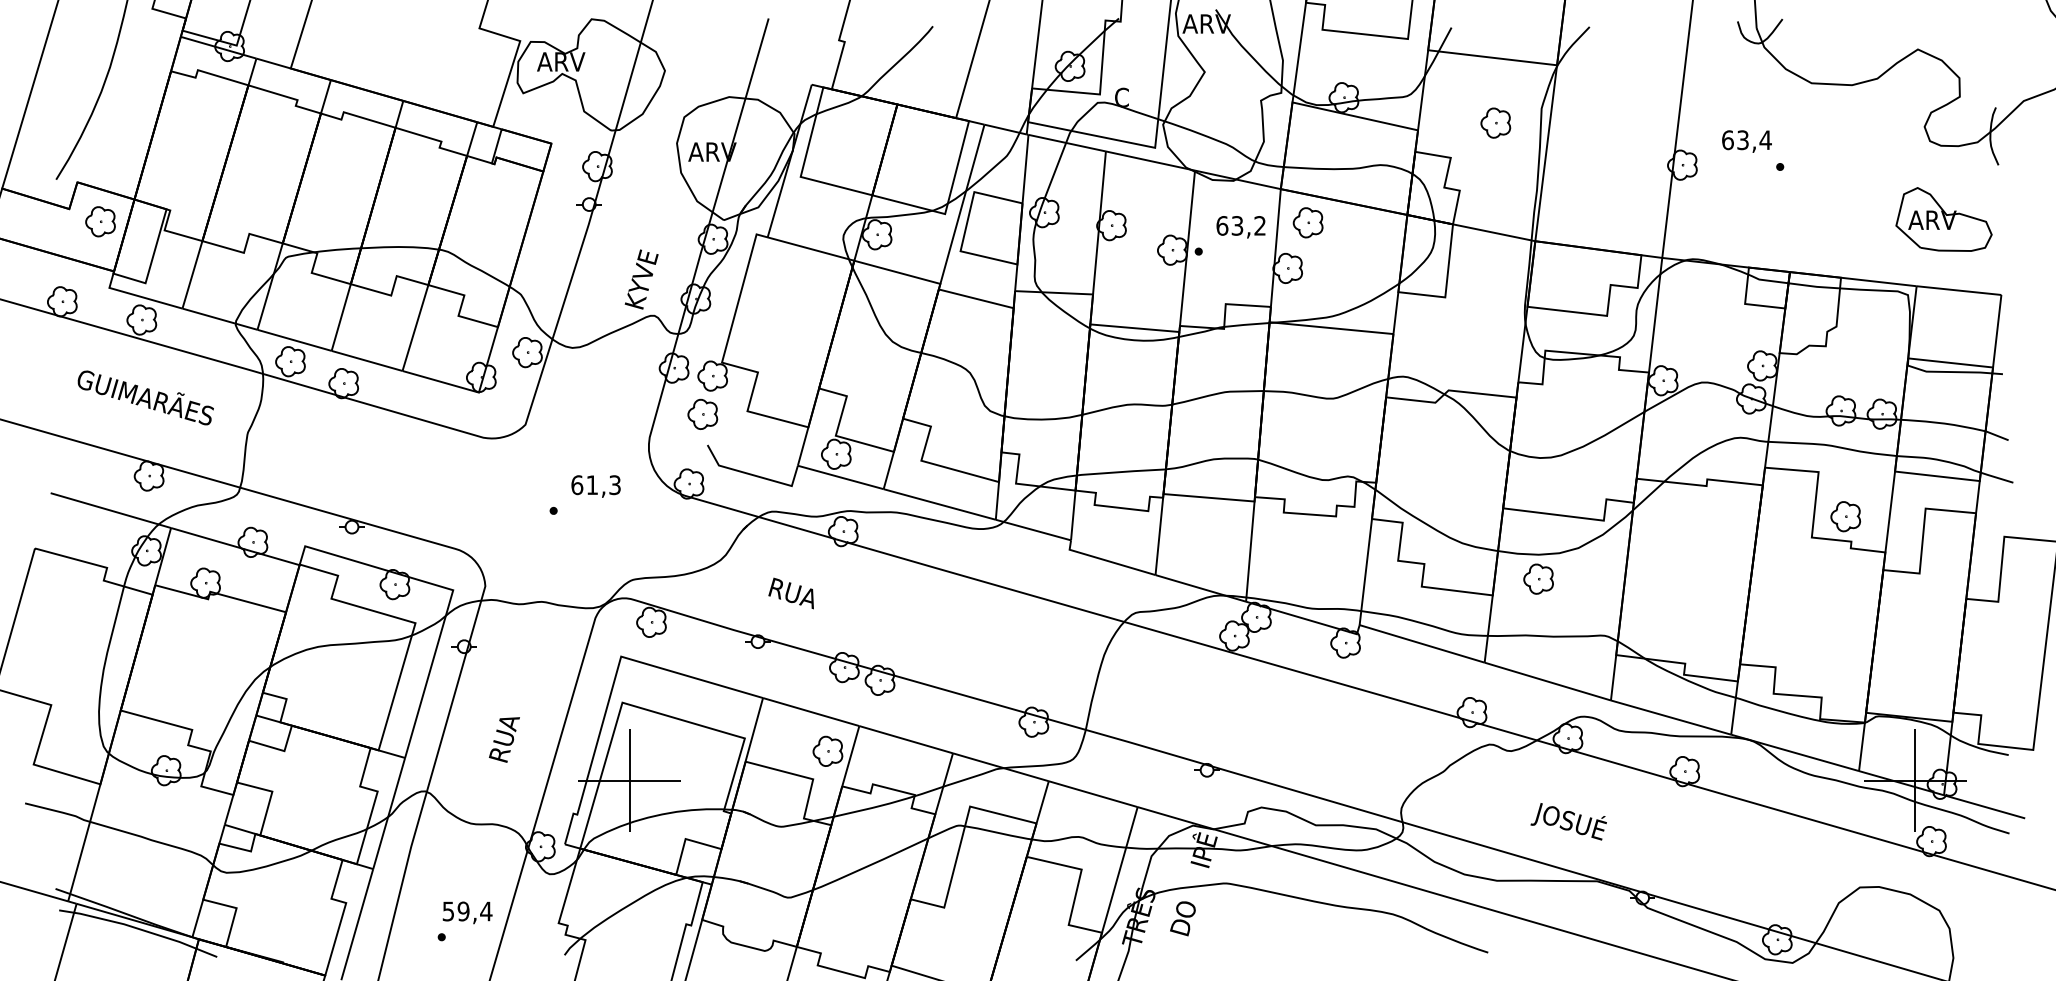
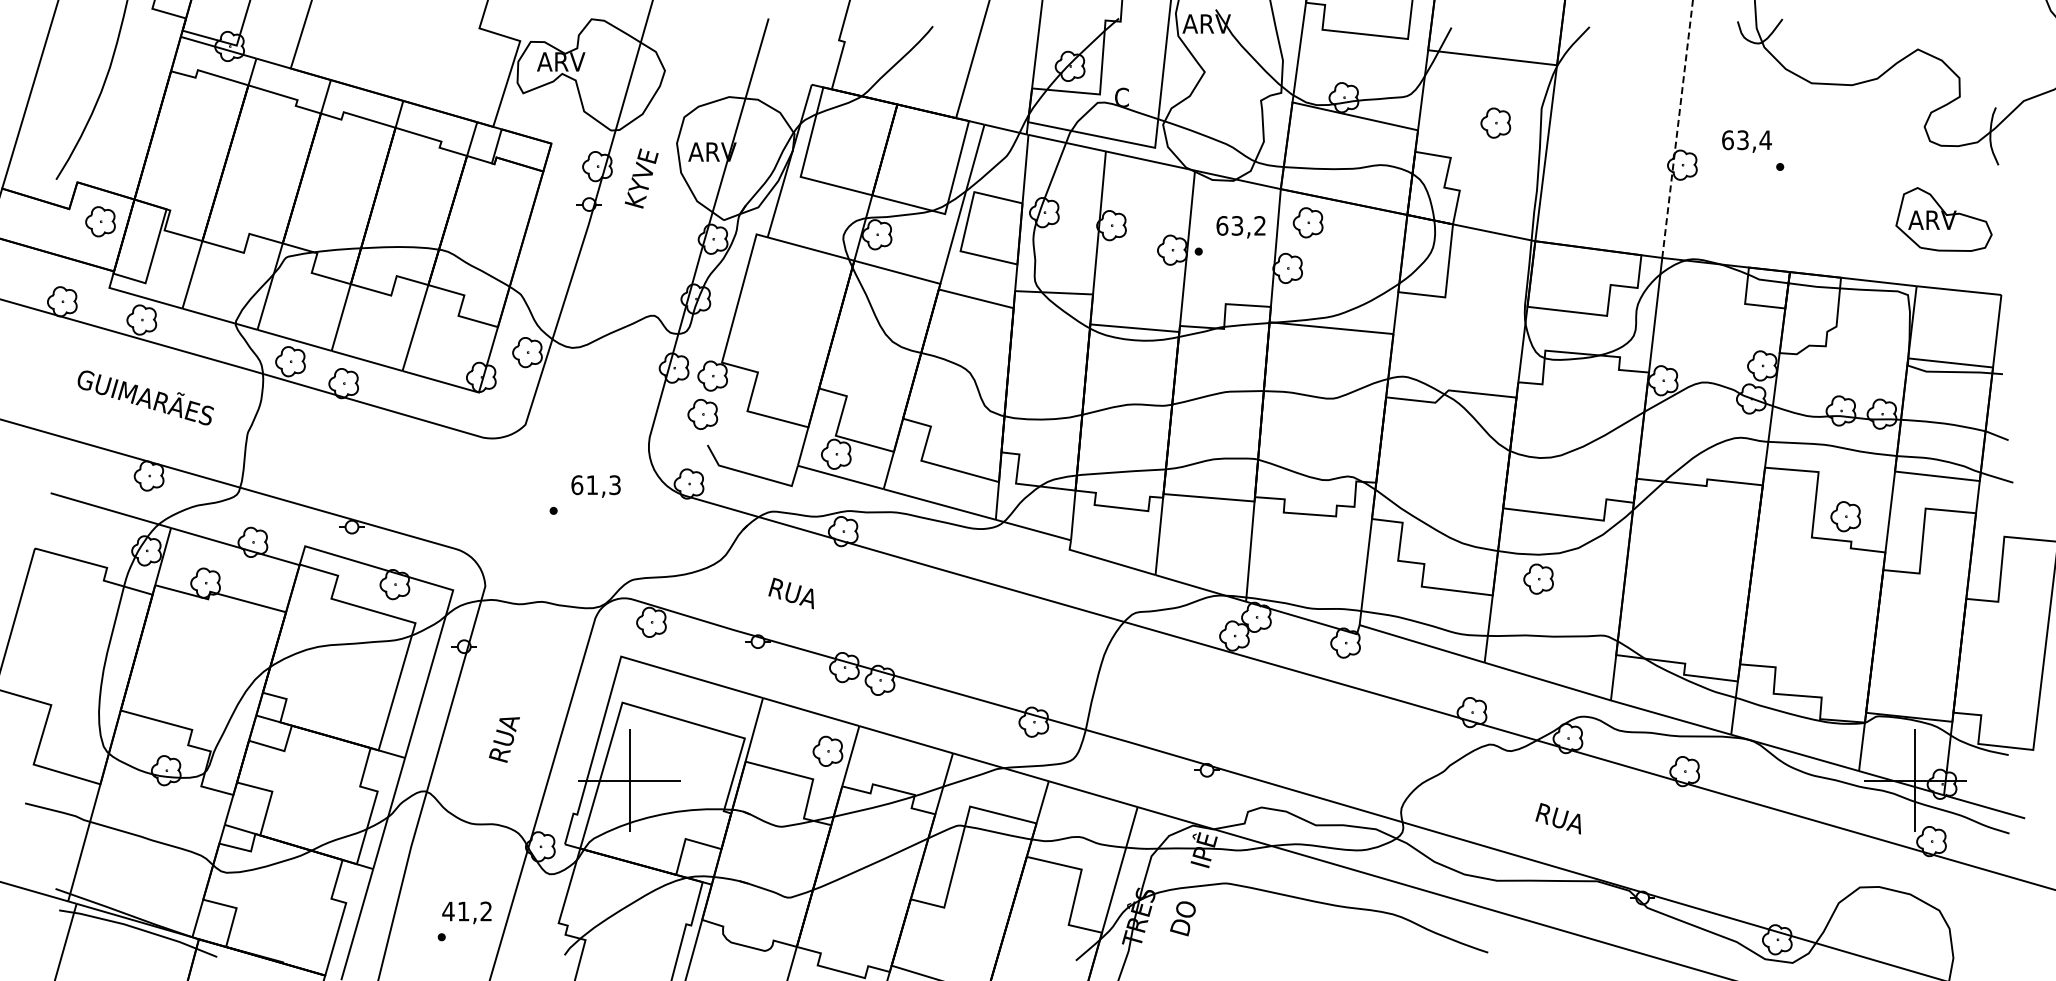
line: solid -> dashed (1677, 128)
text position: (641, 279) -> (641, 178) (641, 178)
text: JOSUÉ -> RUA (1568, 821)
text: 59,4 -> 41,2 (467, 911)
